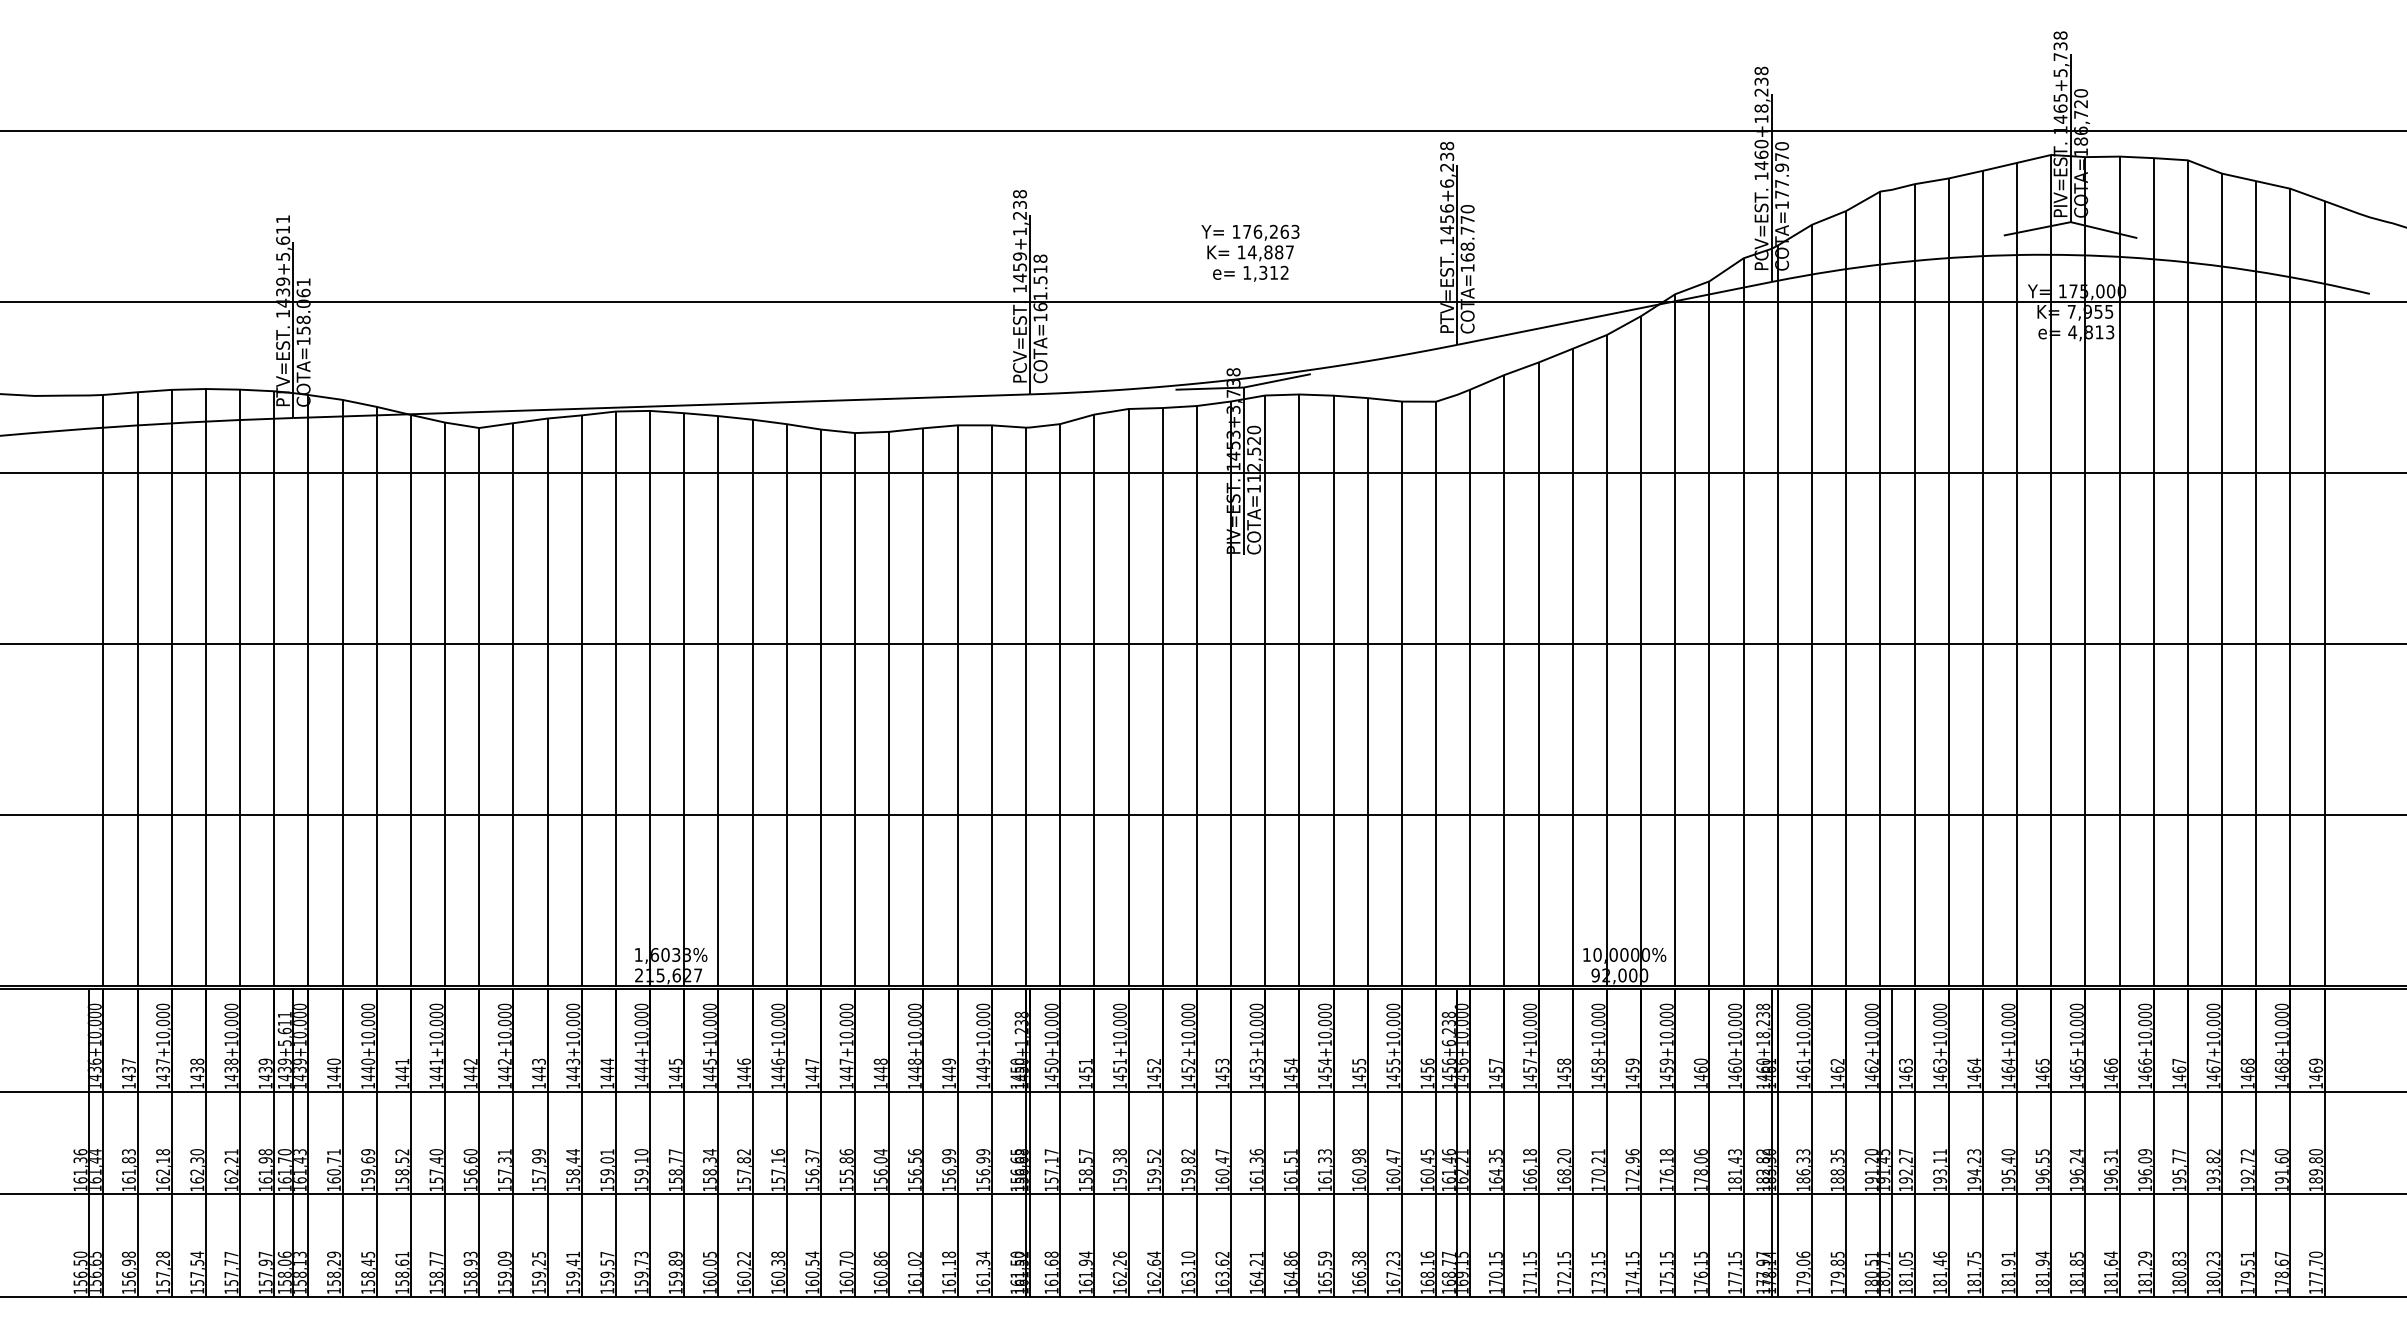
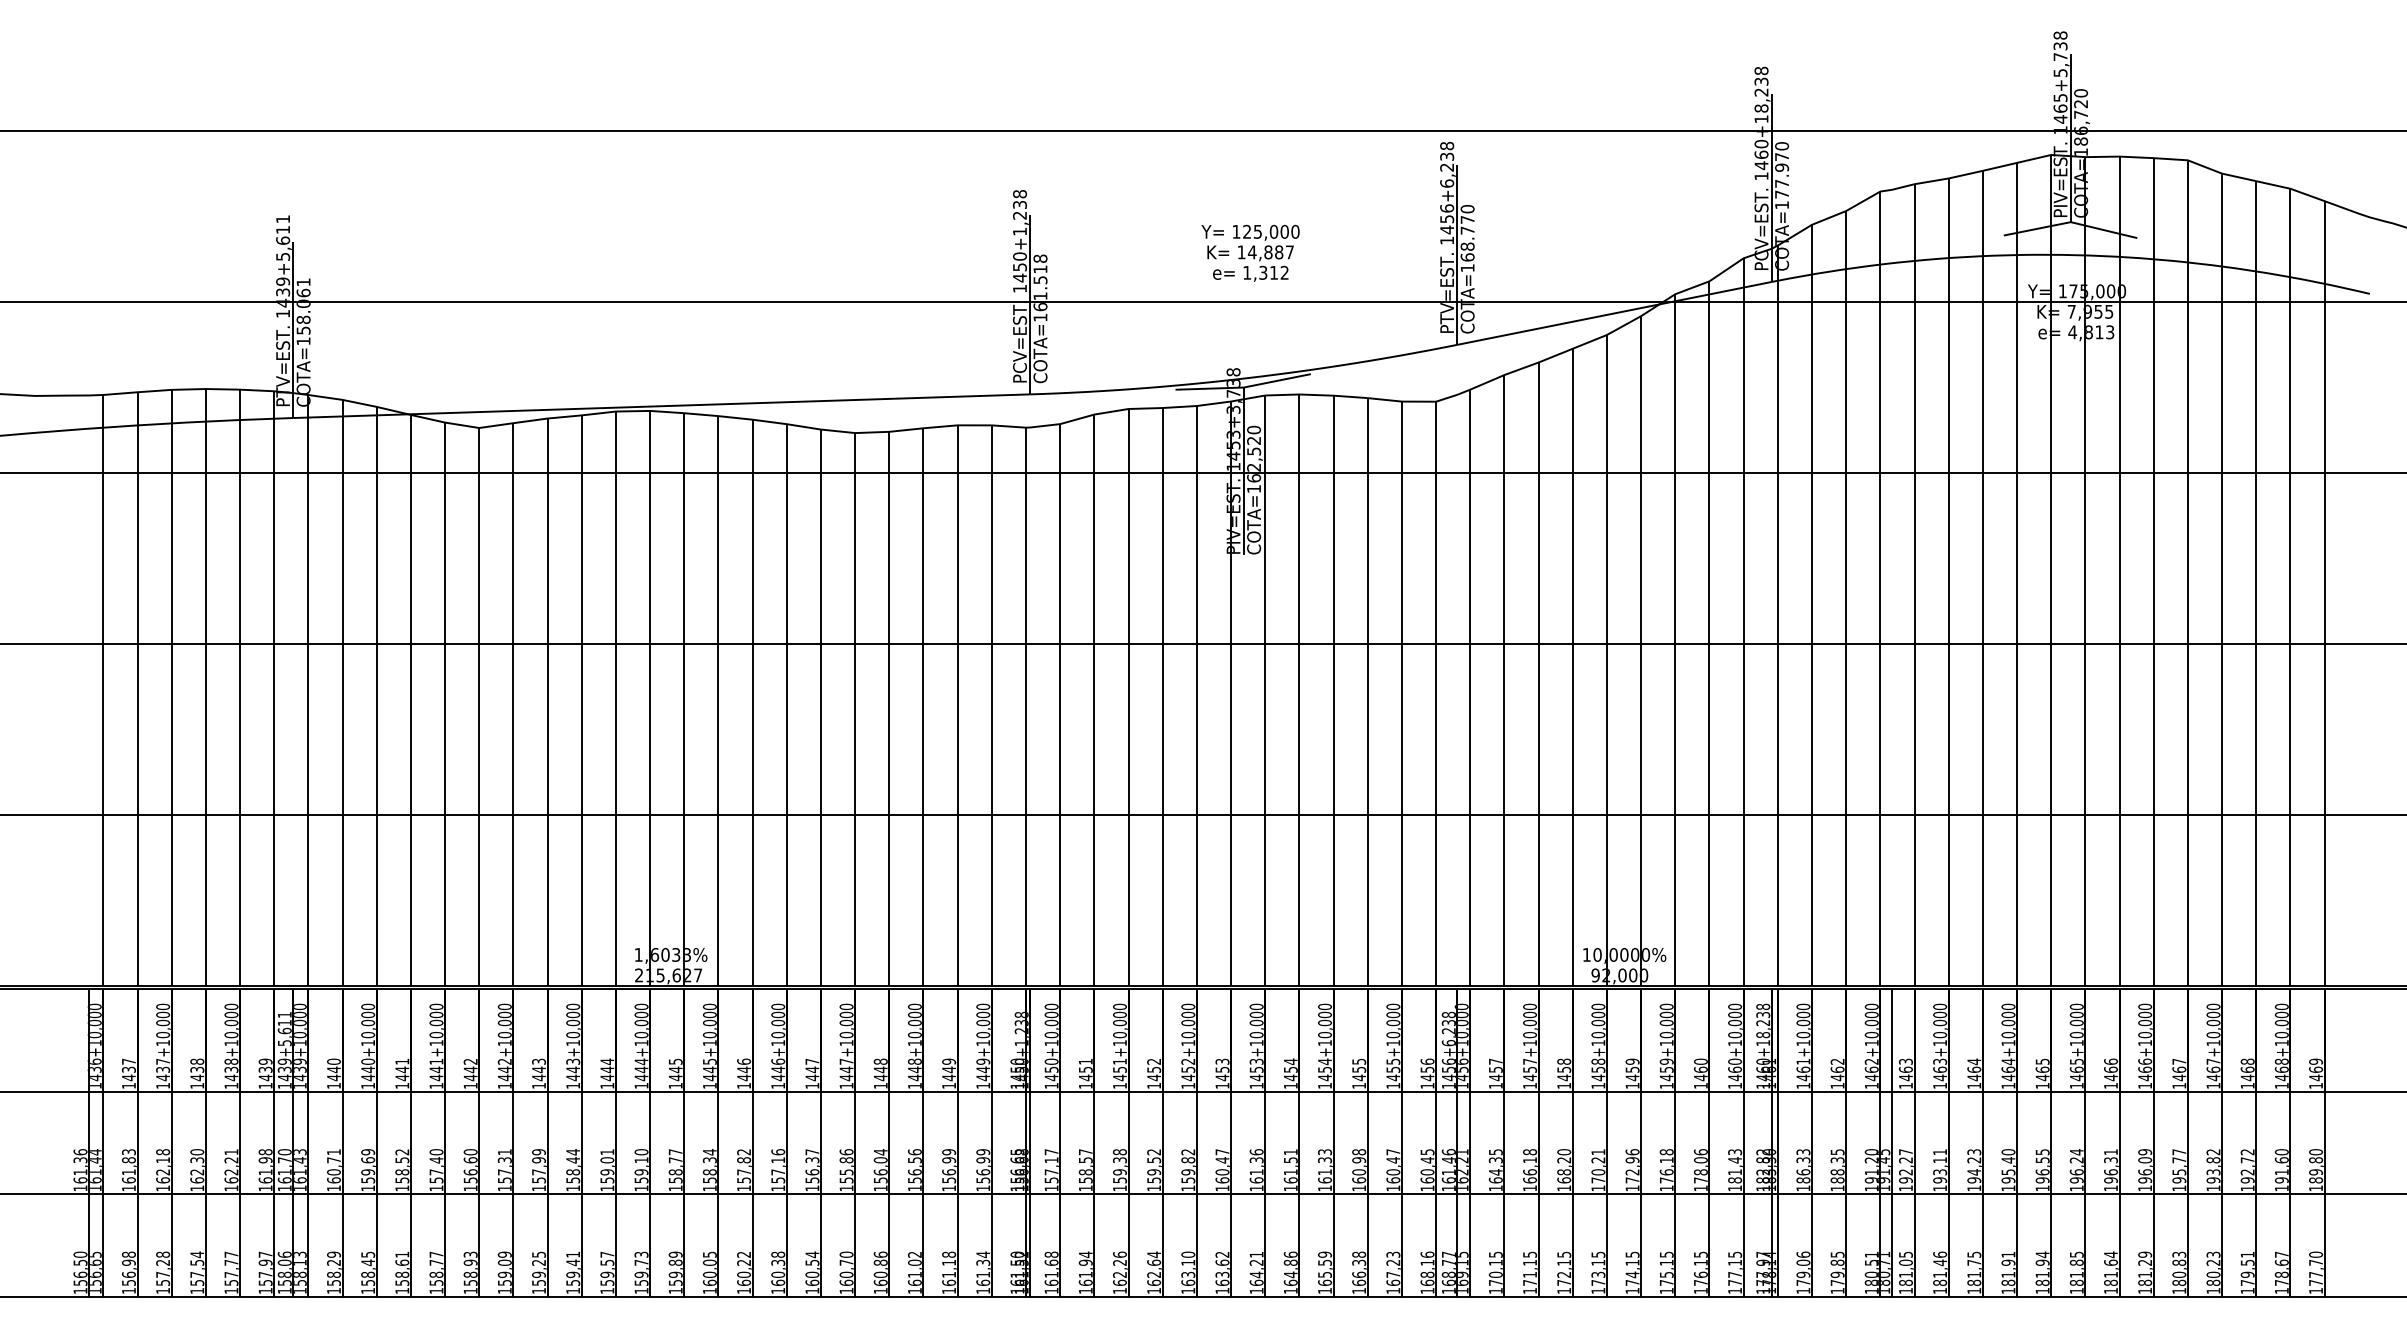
text: 176,263 -> 125,000 (1271, 231)
text: 1459+1,238 -> 1450+1,238 (1019, 256)
text: COTA=112,520 -> COTA=162,520 (1254, 478)
